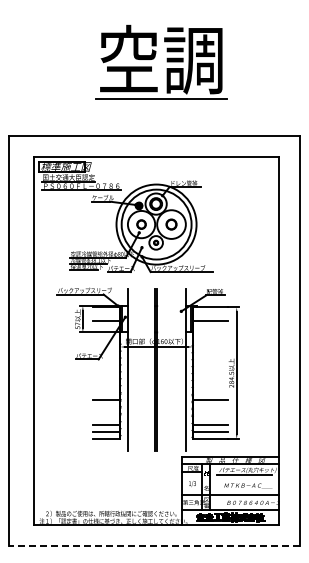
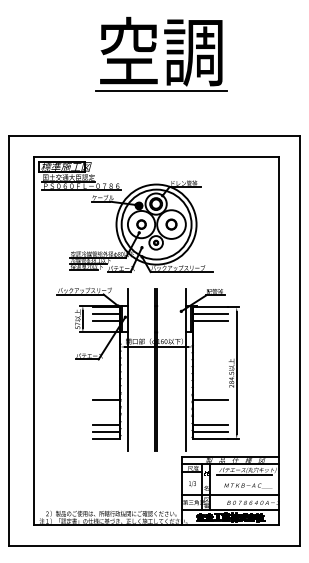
part position: (161, 61) -> (161, 53) (161, 53)
line: none -> present (106, 314)
line: none -> present (210, 314)
line: dashed -> solid (154, 546)
